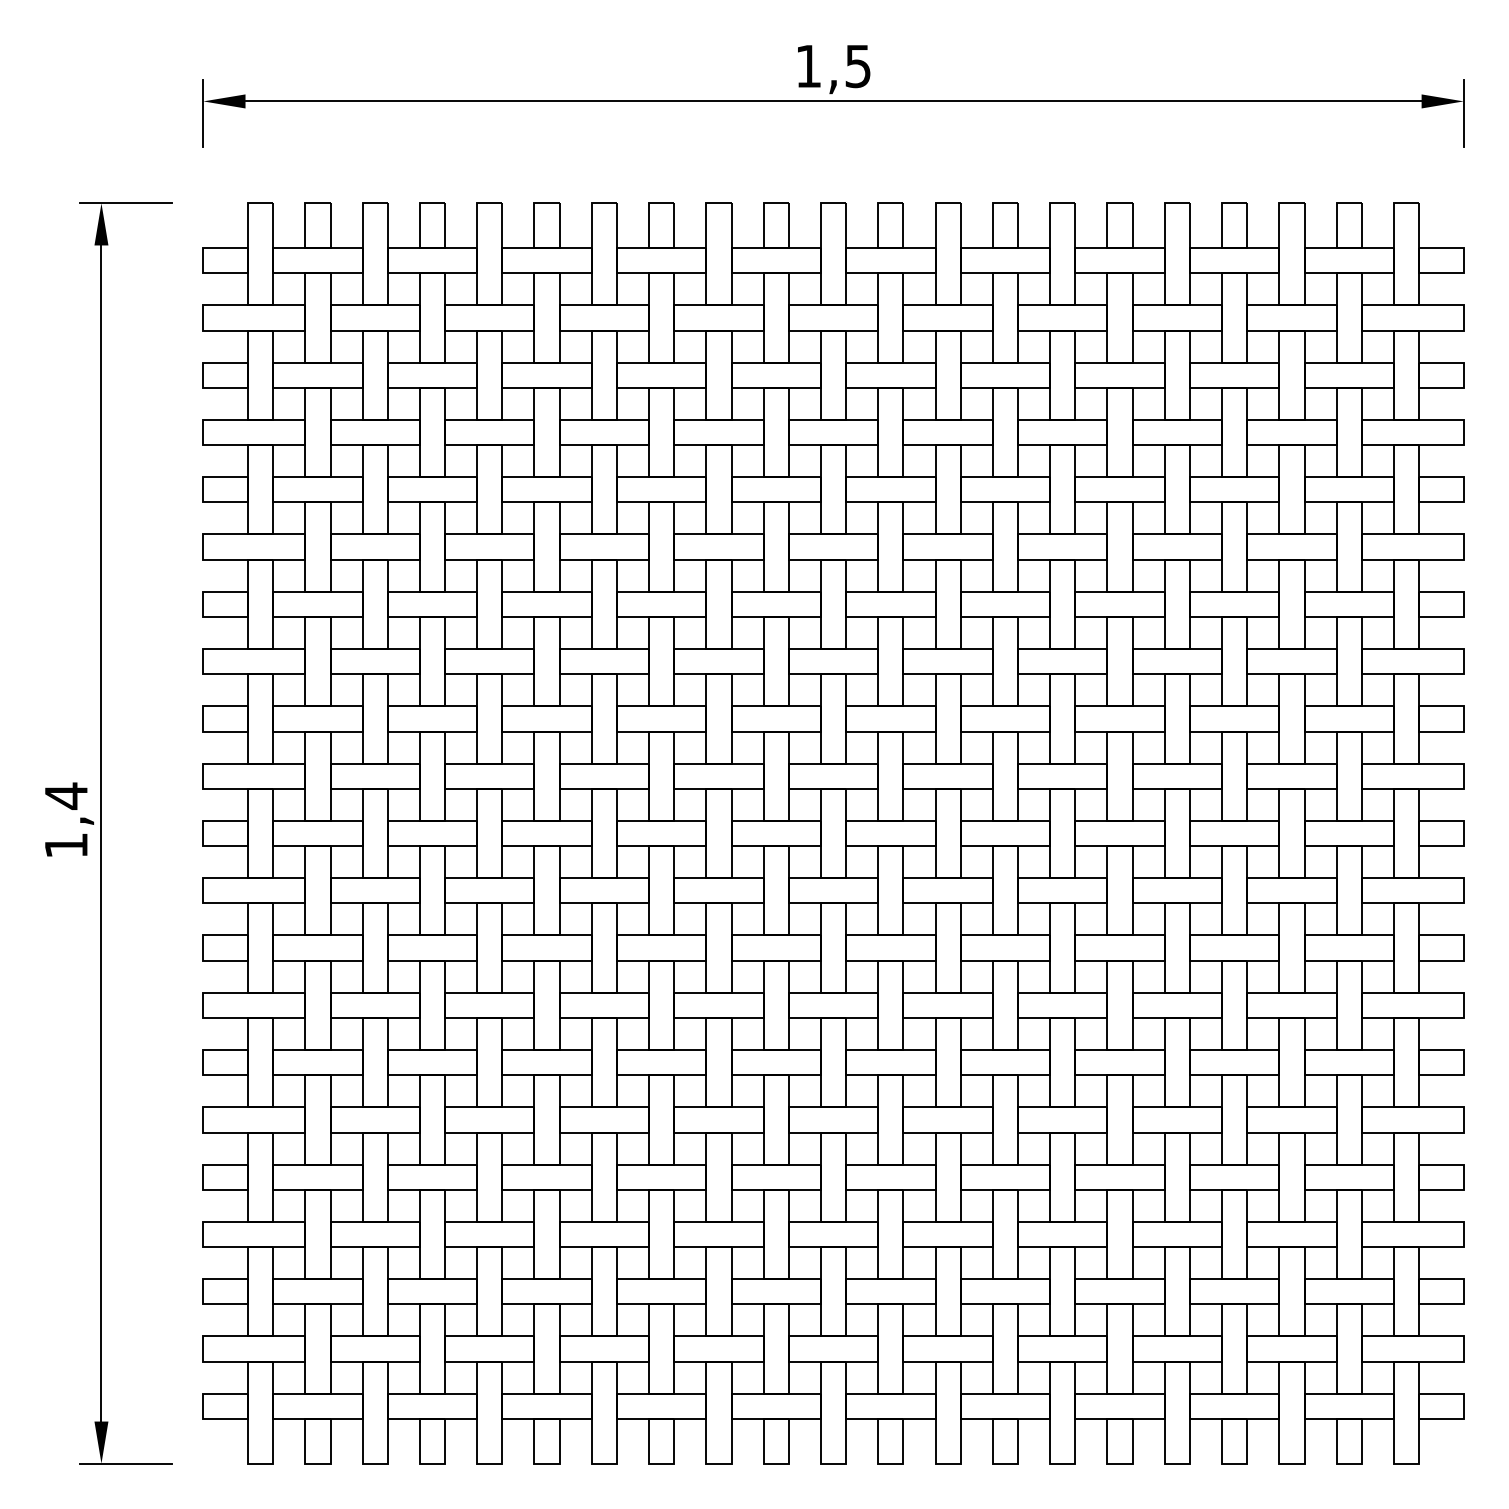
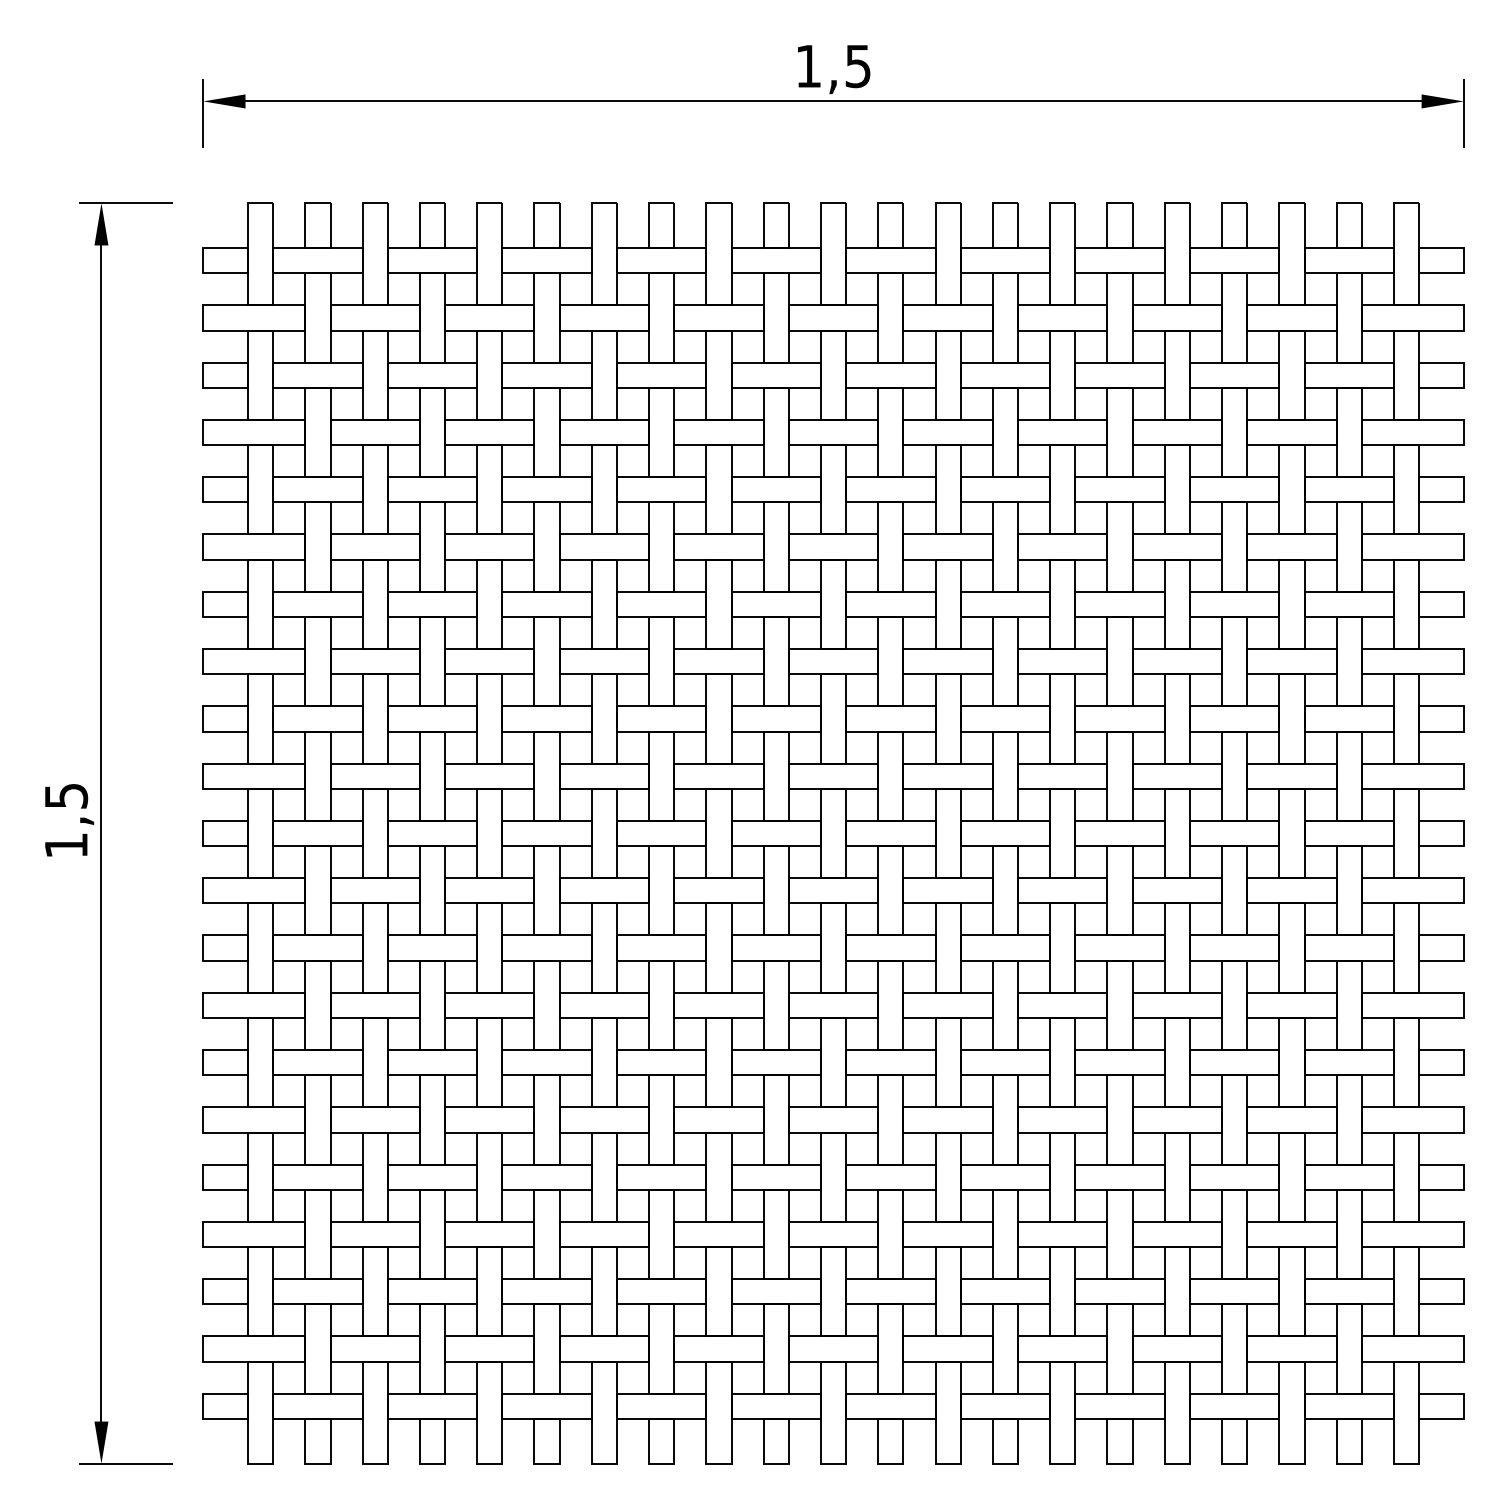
text: 1,4 -> 1,5 (66, 795)
